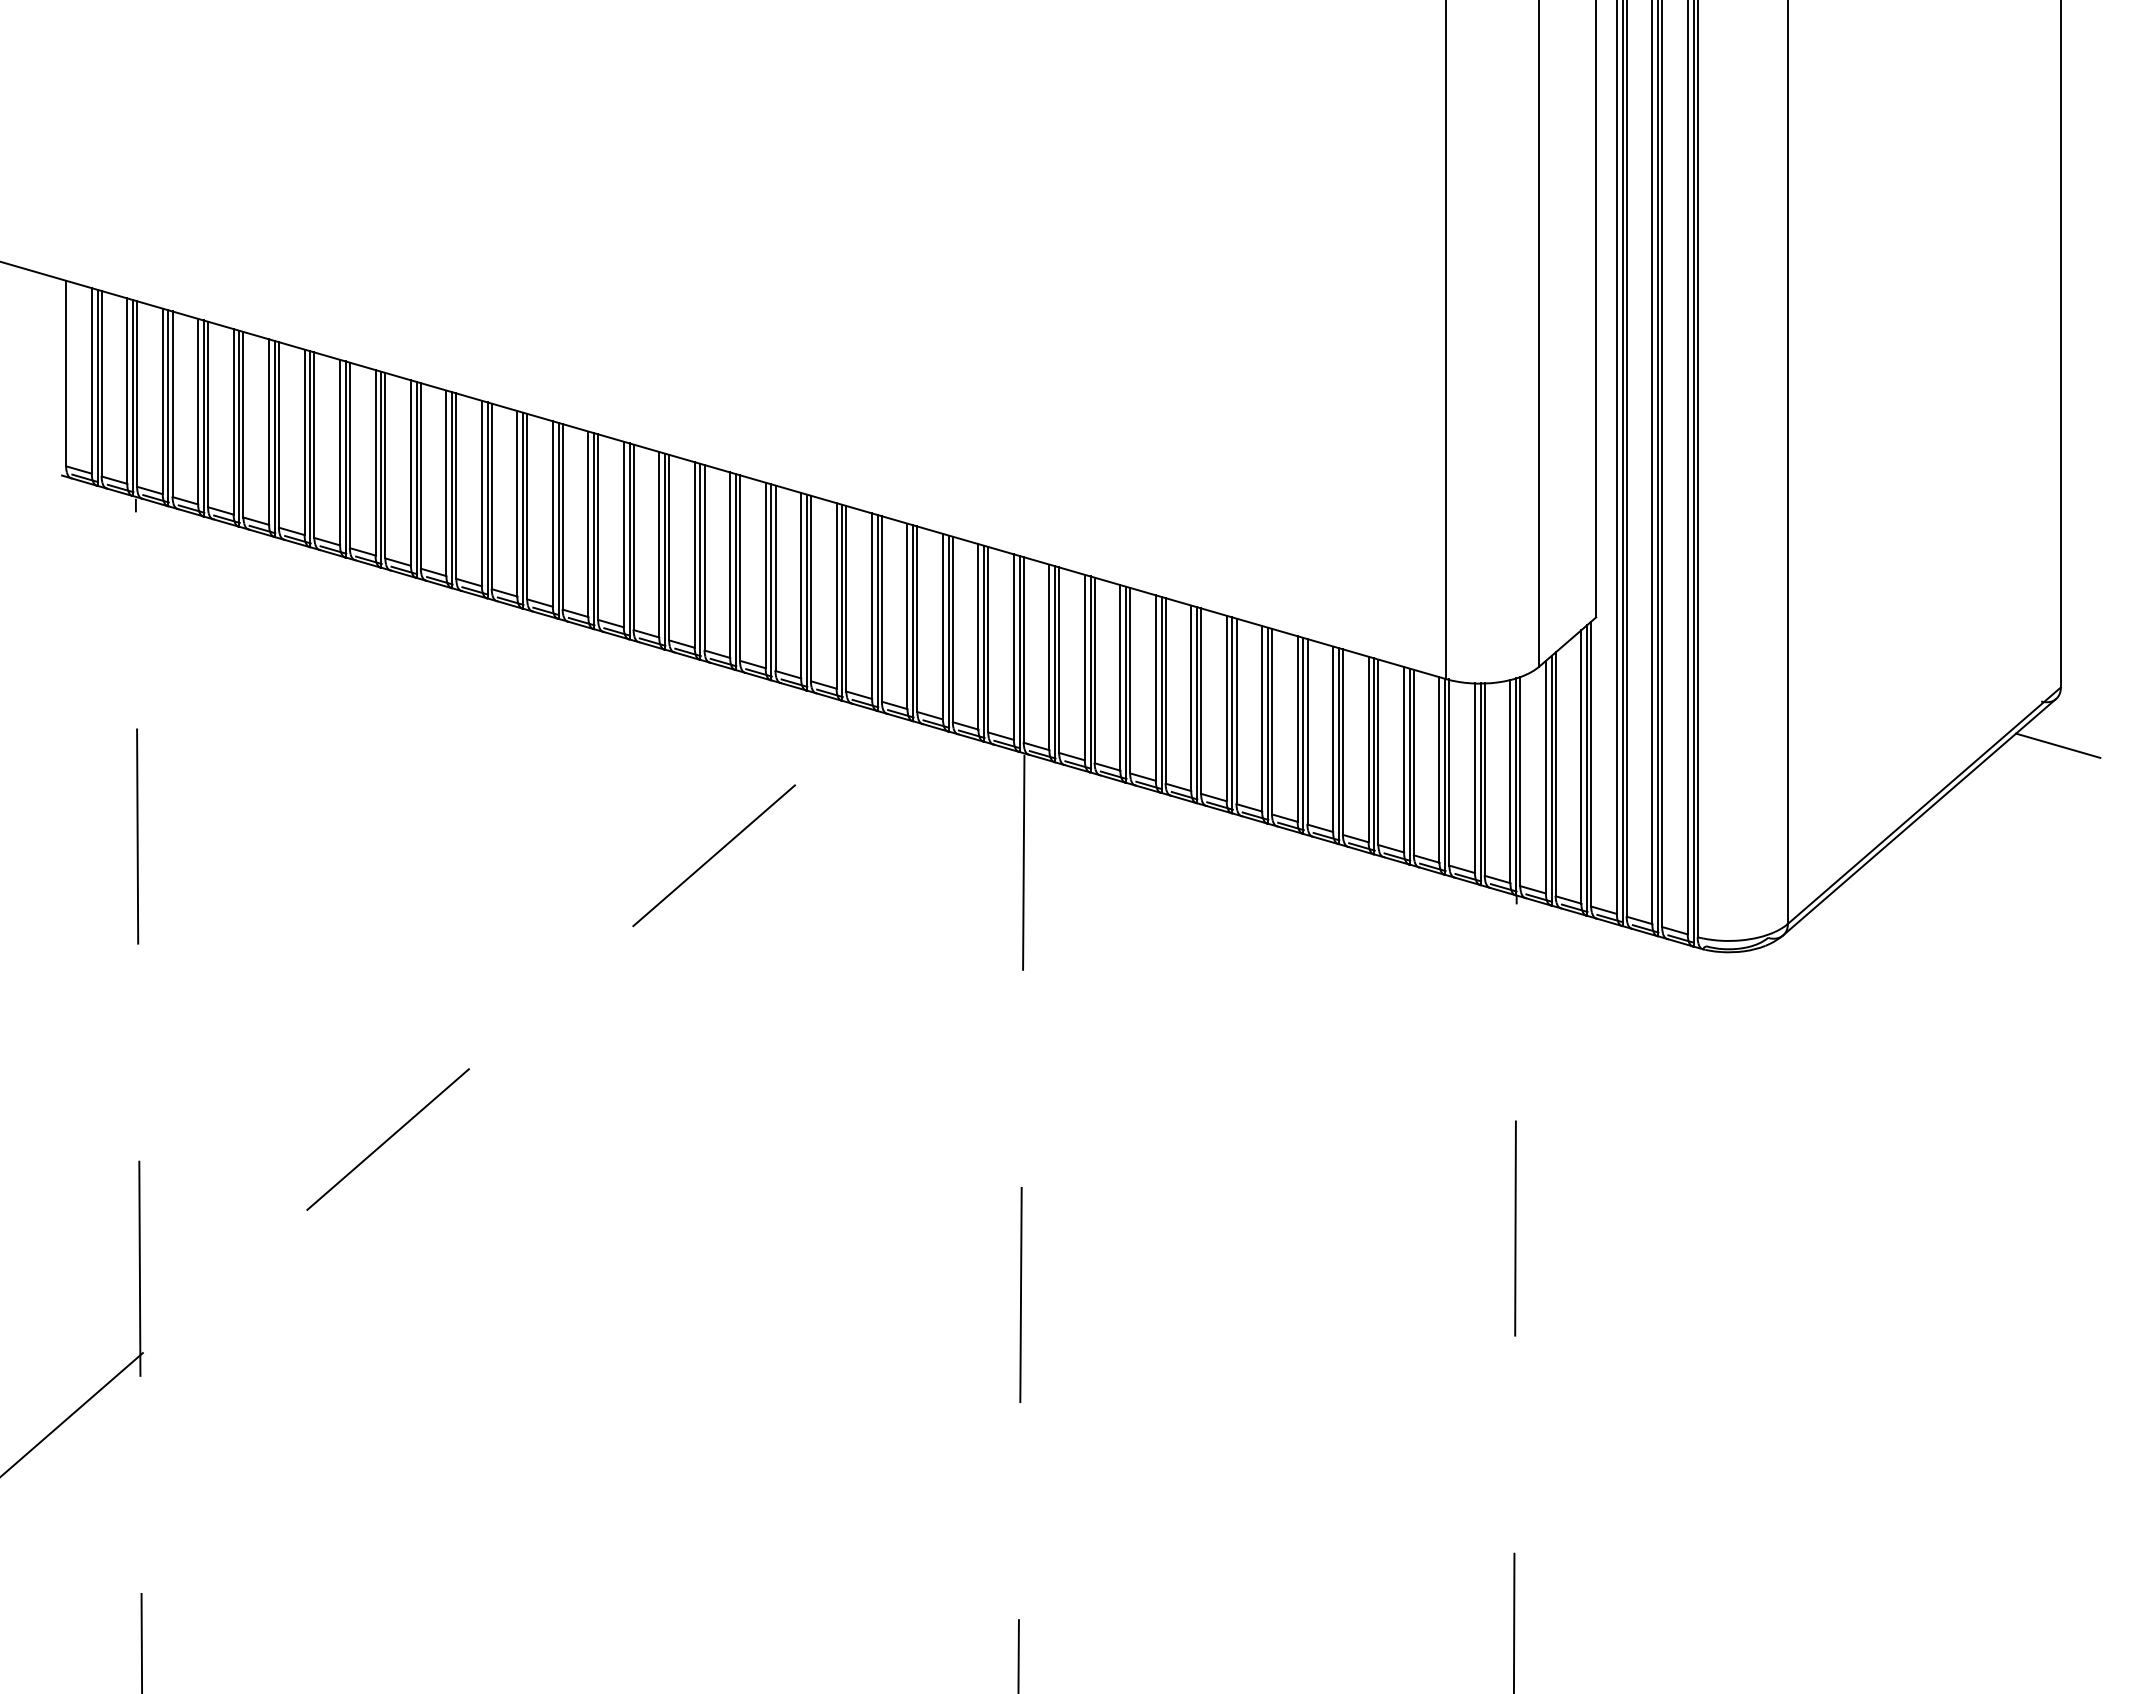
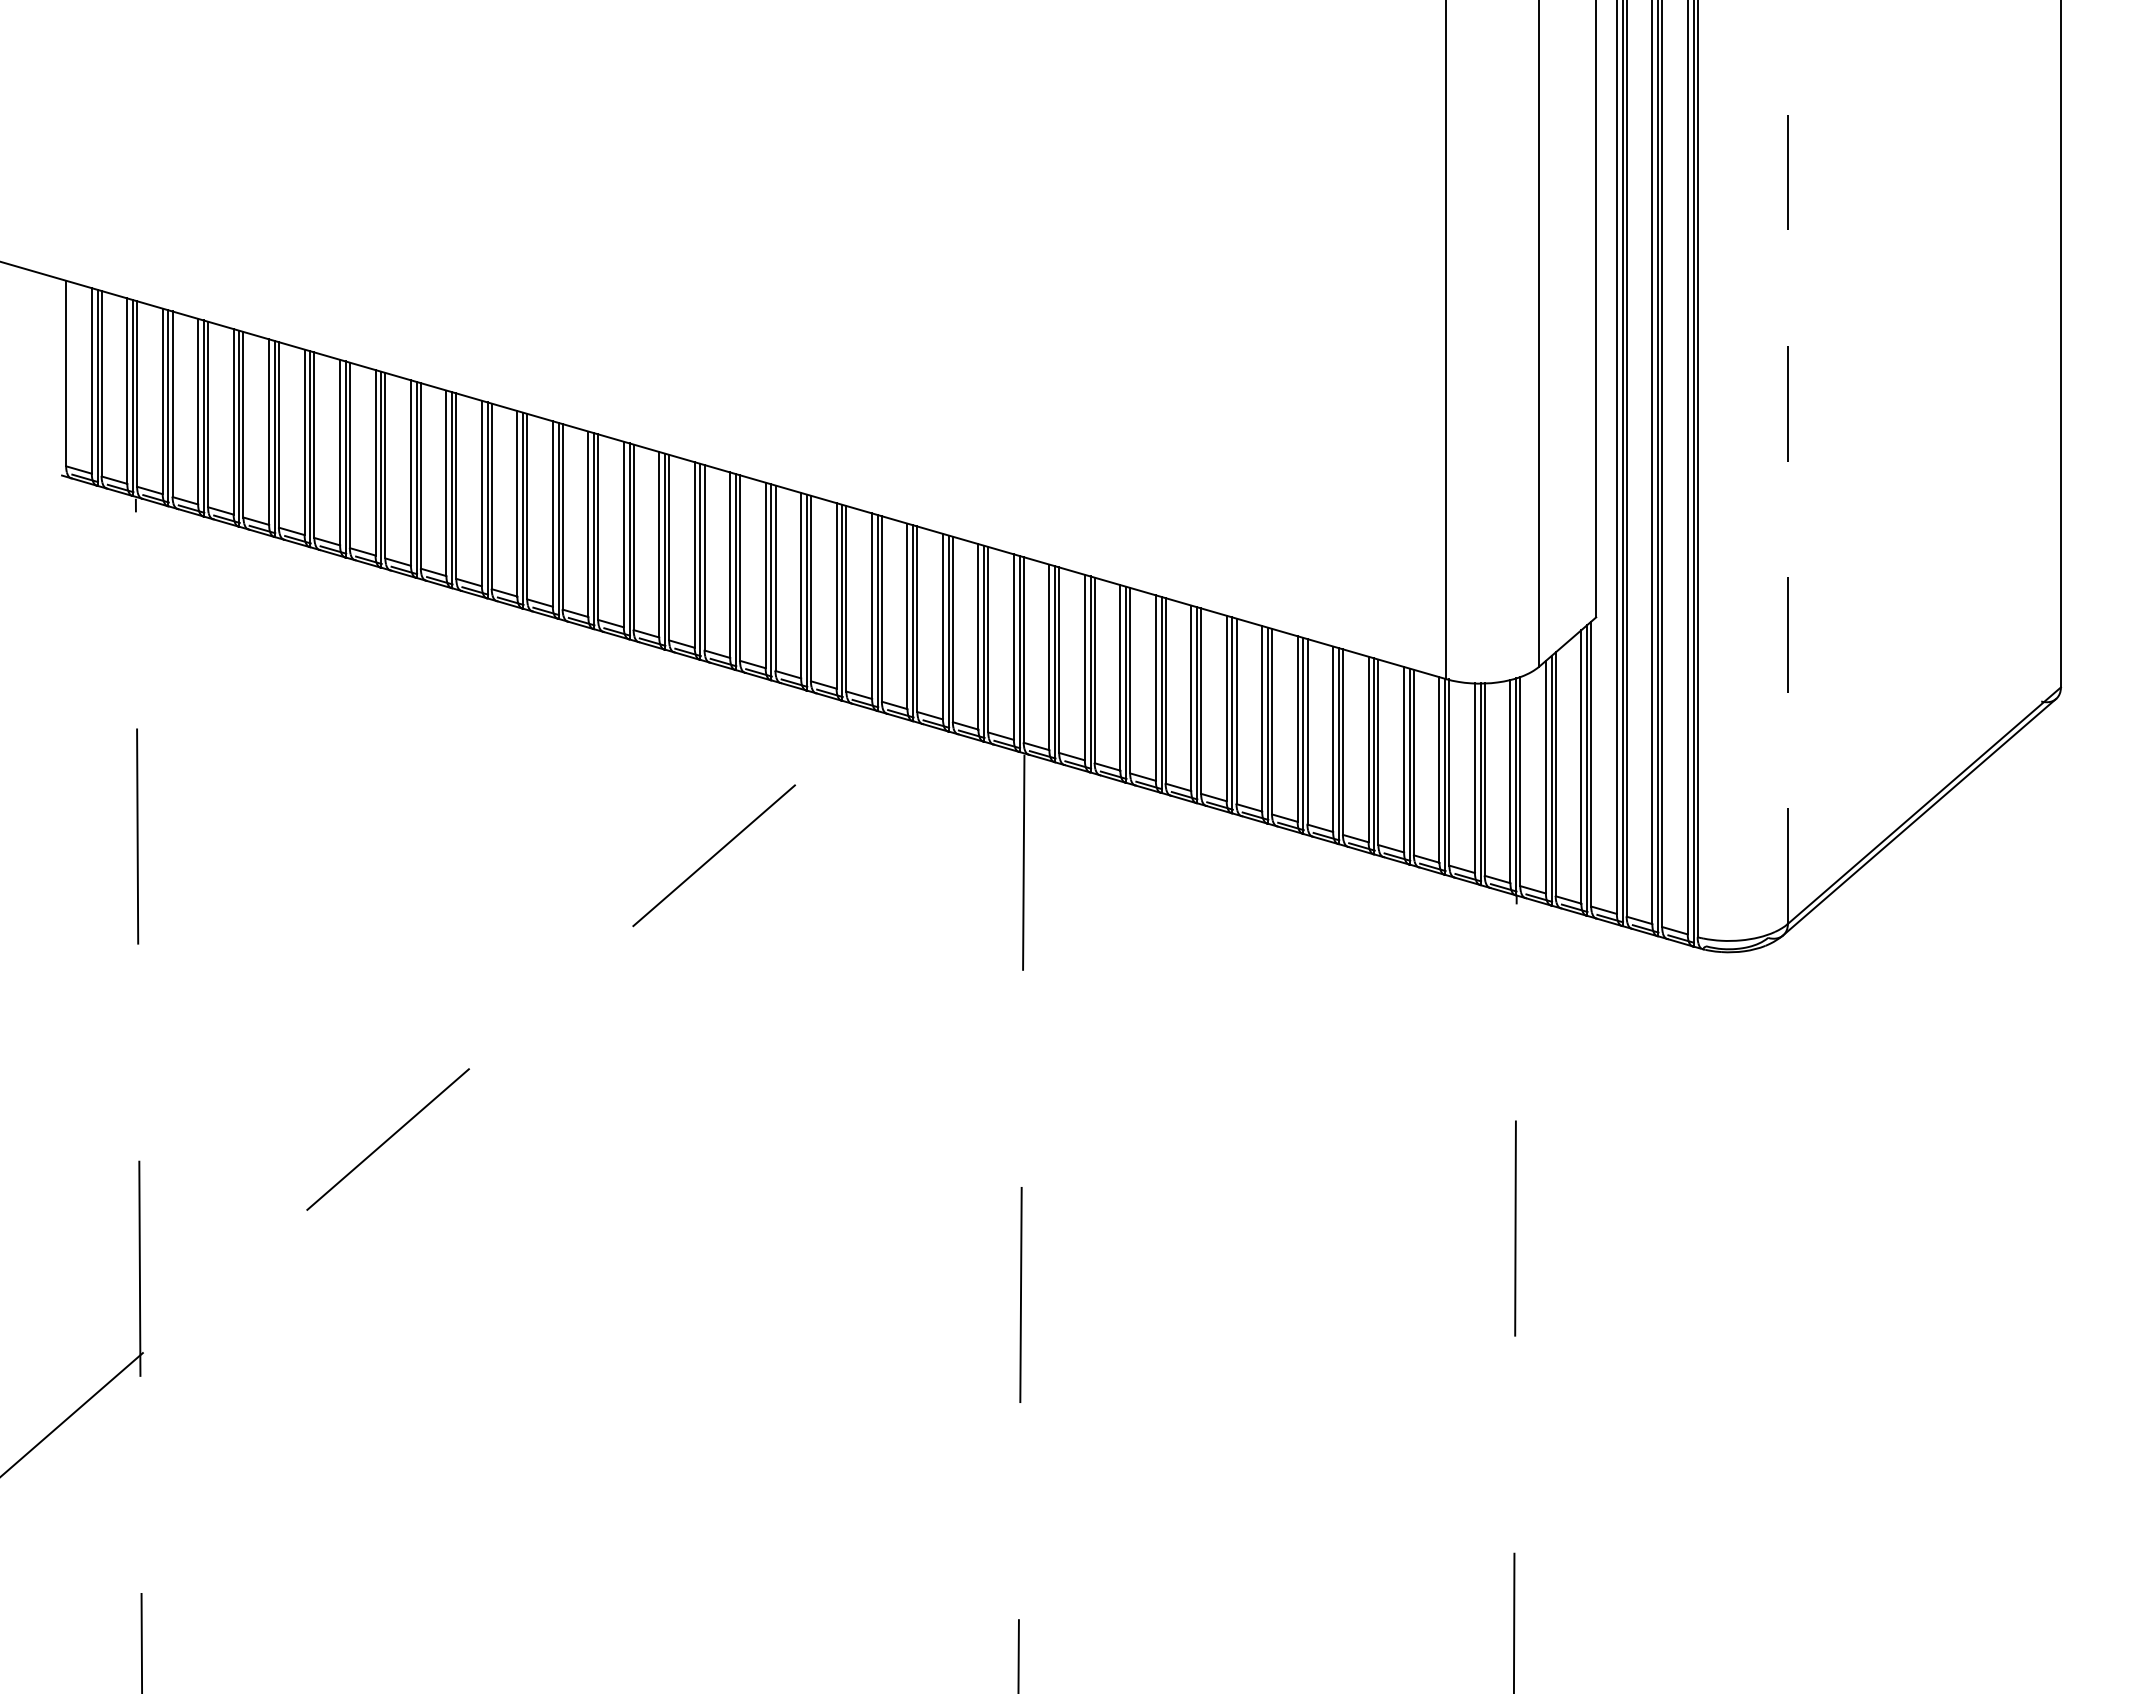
line: solid -> dashed (1787, 462)
line: present -> none (2058, 745)
